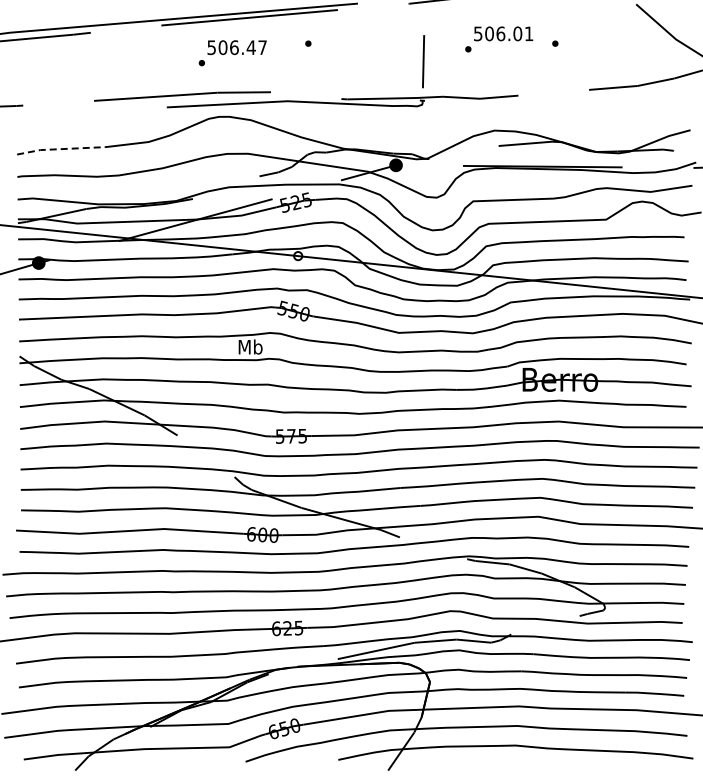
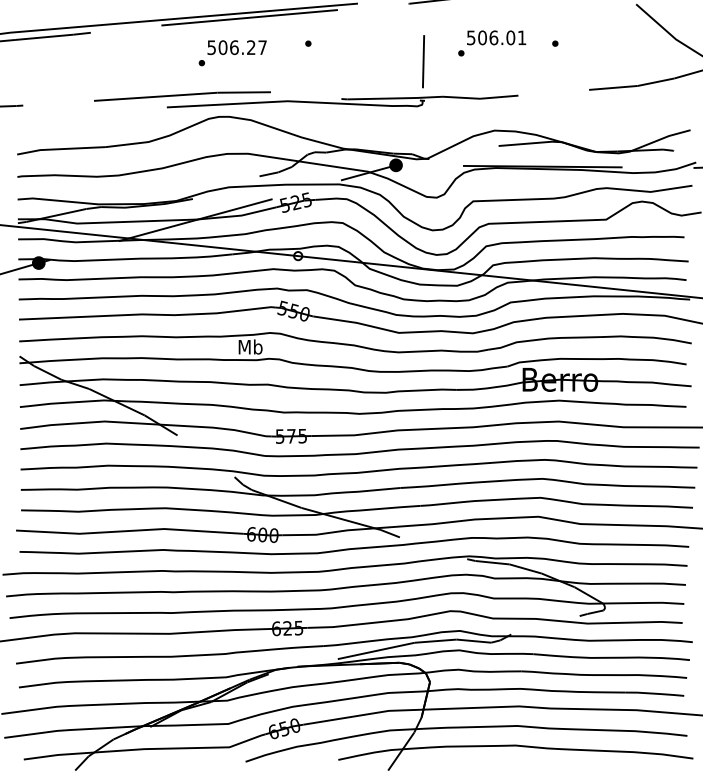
text position: (499, 39) -> (492, 43) (492, 43)
text: 506.47 -> 506.27 (250, 47)
line: dashed -> solid (61, 149)
